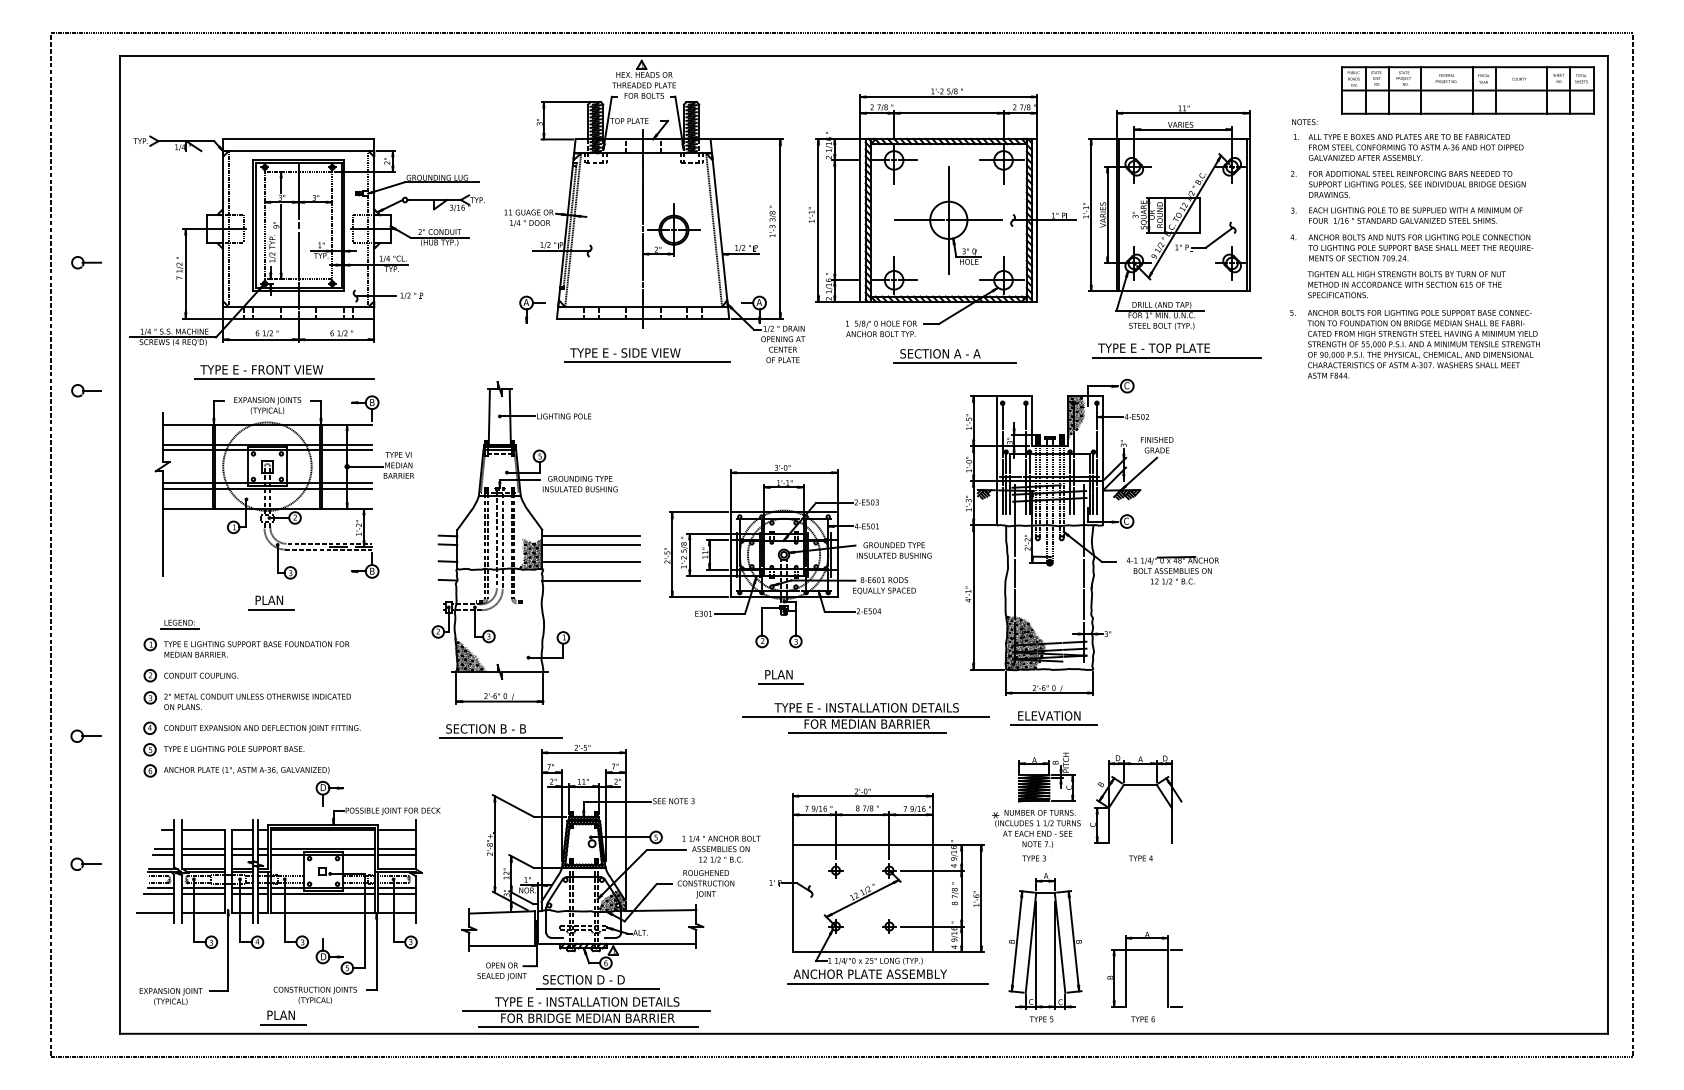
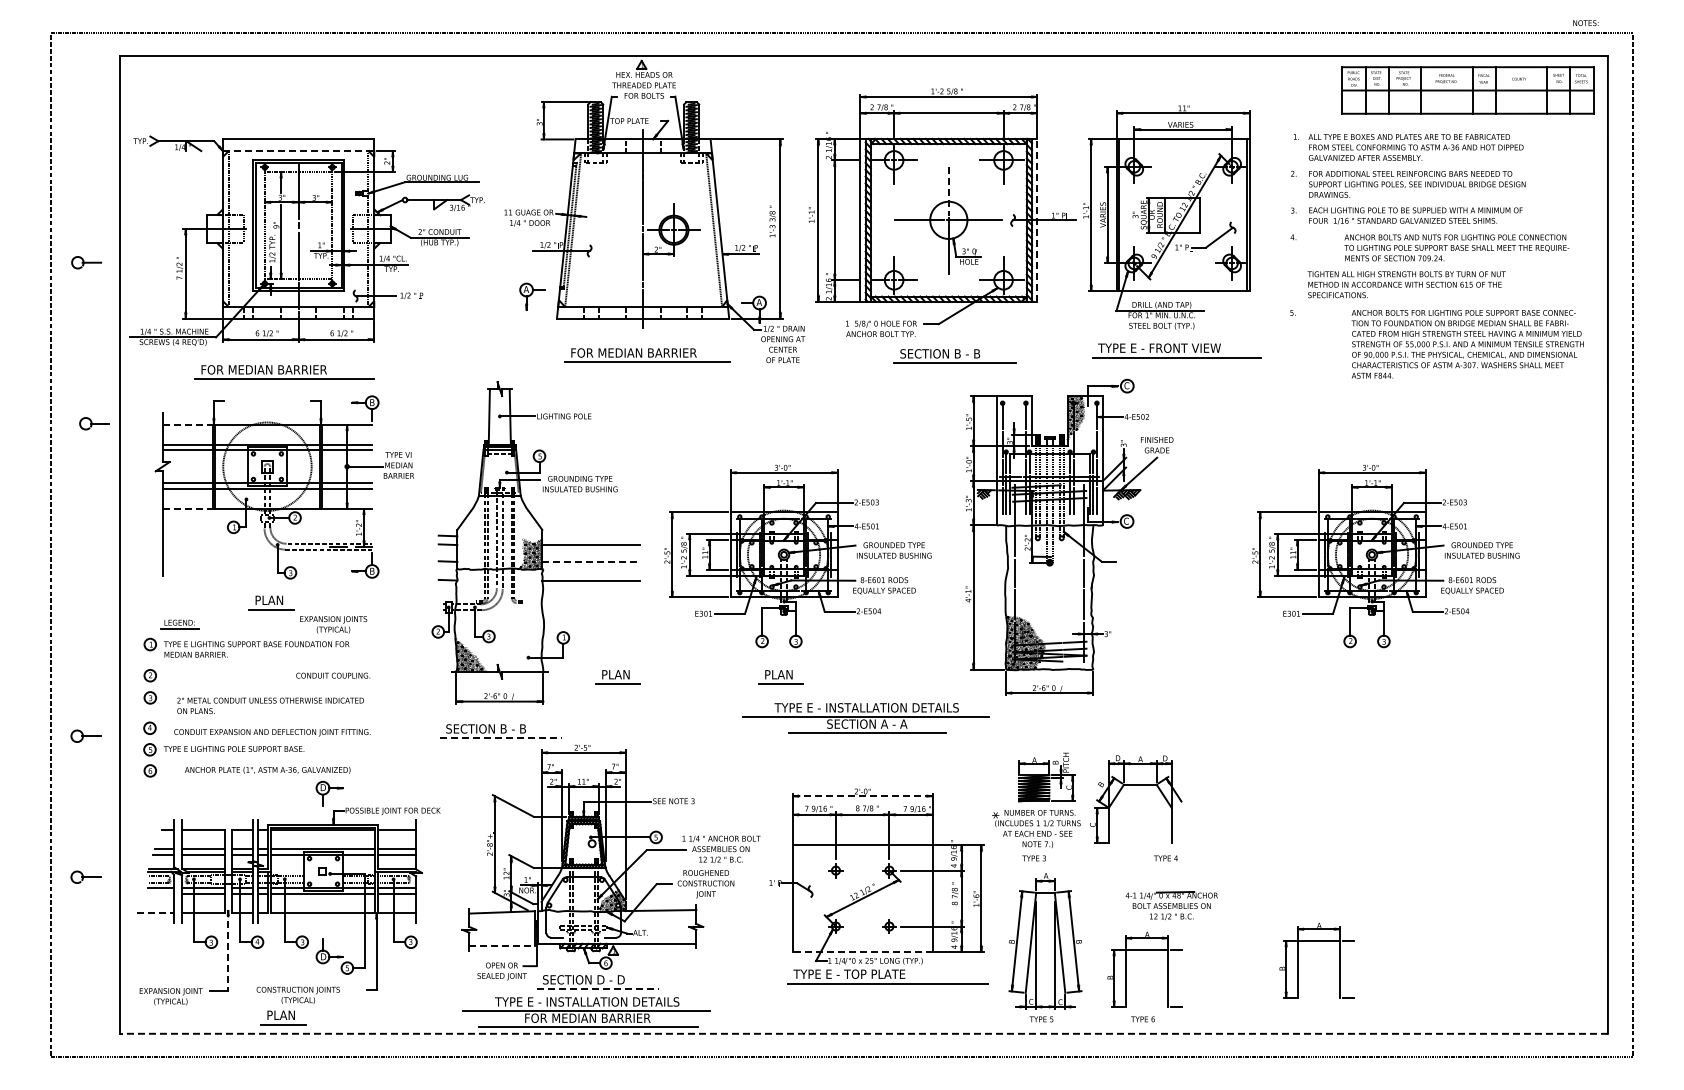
text position: (1304, 122) -> (1585, 23) (1585, 23)
line: solid -> dashed (298, 151)
line: solid -> dashed (948, 191)
line: solid -> dashed (1037, 219)
text position: (1420, 247) -> (1456, 247) (1456, 247)
part position: (532, 309) -> (532, 296) (532, 296)
text position: (1423, 344) -> (1467, 344) (1467, 344)
text: TYPE E - TOP PLATE -> TYPE E - FRONT VIEW (1184, 347)
text: TYPE E - SIDE VIEW -> FOR MEDIAN BARRIER (633, 352)
text: SECTION A - A -> SECTION B - B (967, 353)
text: TYPE E - FRONT VIEW -> FOR MEDIAN BARRIER (263, 369)
part position: (86, 390) -> (94, 423) (94, 423)
text position: (267, 405) -> (333, 624) (333, 624)
line: solid -> dashed (188, 424)
line: solid -> dashed (188, 508)
line: present -> none (591, 536)
part: none -> present (1385, 556)
line: solid -> dashed (591, 561)
part position: (1172, 570) -> (1171, 905) (1171, 905)
text position: (201, 675) -> (333, 675) (333, 675)
part: none -> present (617, 677)
text position: (257, 701) -> (270, 705) (270, 705)
part: present -> none (1053, 718)
text: FOR MEDIAN BARRIER -> SECTION A - A (866, 723)
text position: (262, 728) -> (272, 732) (272, 732)
line: solid -> dashed (501, 738)
text position: (246, 770) -> (267, 770) (267, 770)
line: solid -> dashed (862, 796)
text position: (1140, 858) -> (1165, 858) (1165, 858)
part position: (85, 863) -> (85, 876) (85, 876)
line: present -> none (158, 893)
line: solid -> dashed (155, 913)
line: solid -> dashed (502, 946)
line: solid -> dashed (228, 950)
line: solid -> dashed (862, 952)
part: none -> present (1298, 960)
text: ANCHOR PLATE ASSEMBLY -> TYPE E - TOP PLATE (869, 973)
line: solid -> dashed (598, 989)
text position: (314, 994) -> (297, 994) (297, 994)
text: FOR BRIDGE MEDIAN BARRIER -> FOR MEDIAN BARRIER (587, 1017)
line: solid -> dashed (864, 1033)
